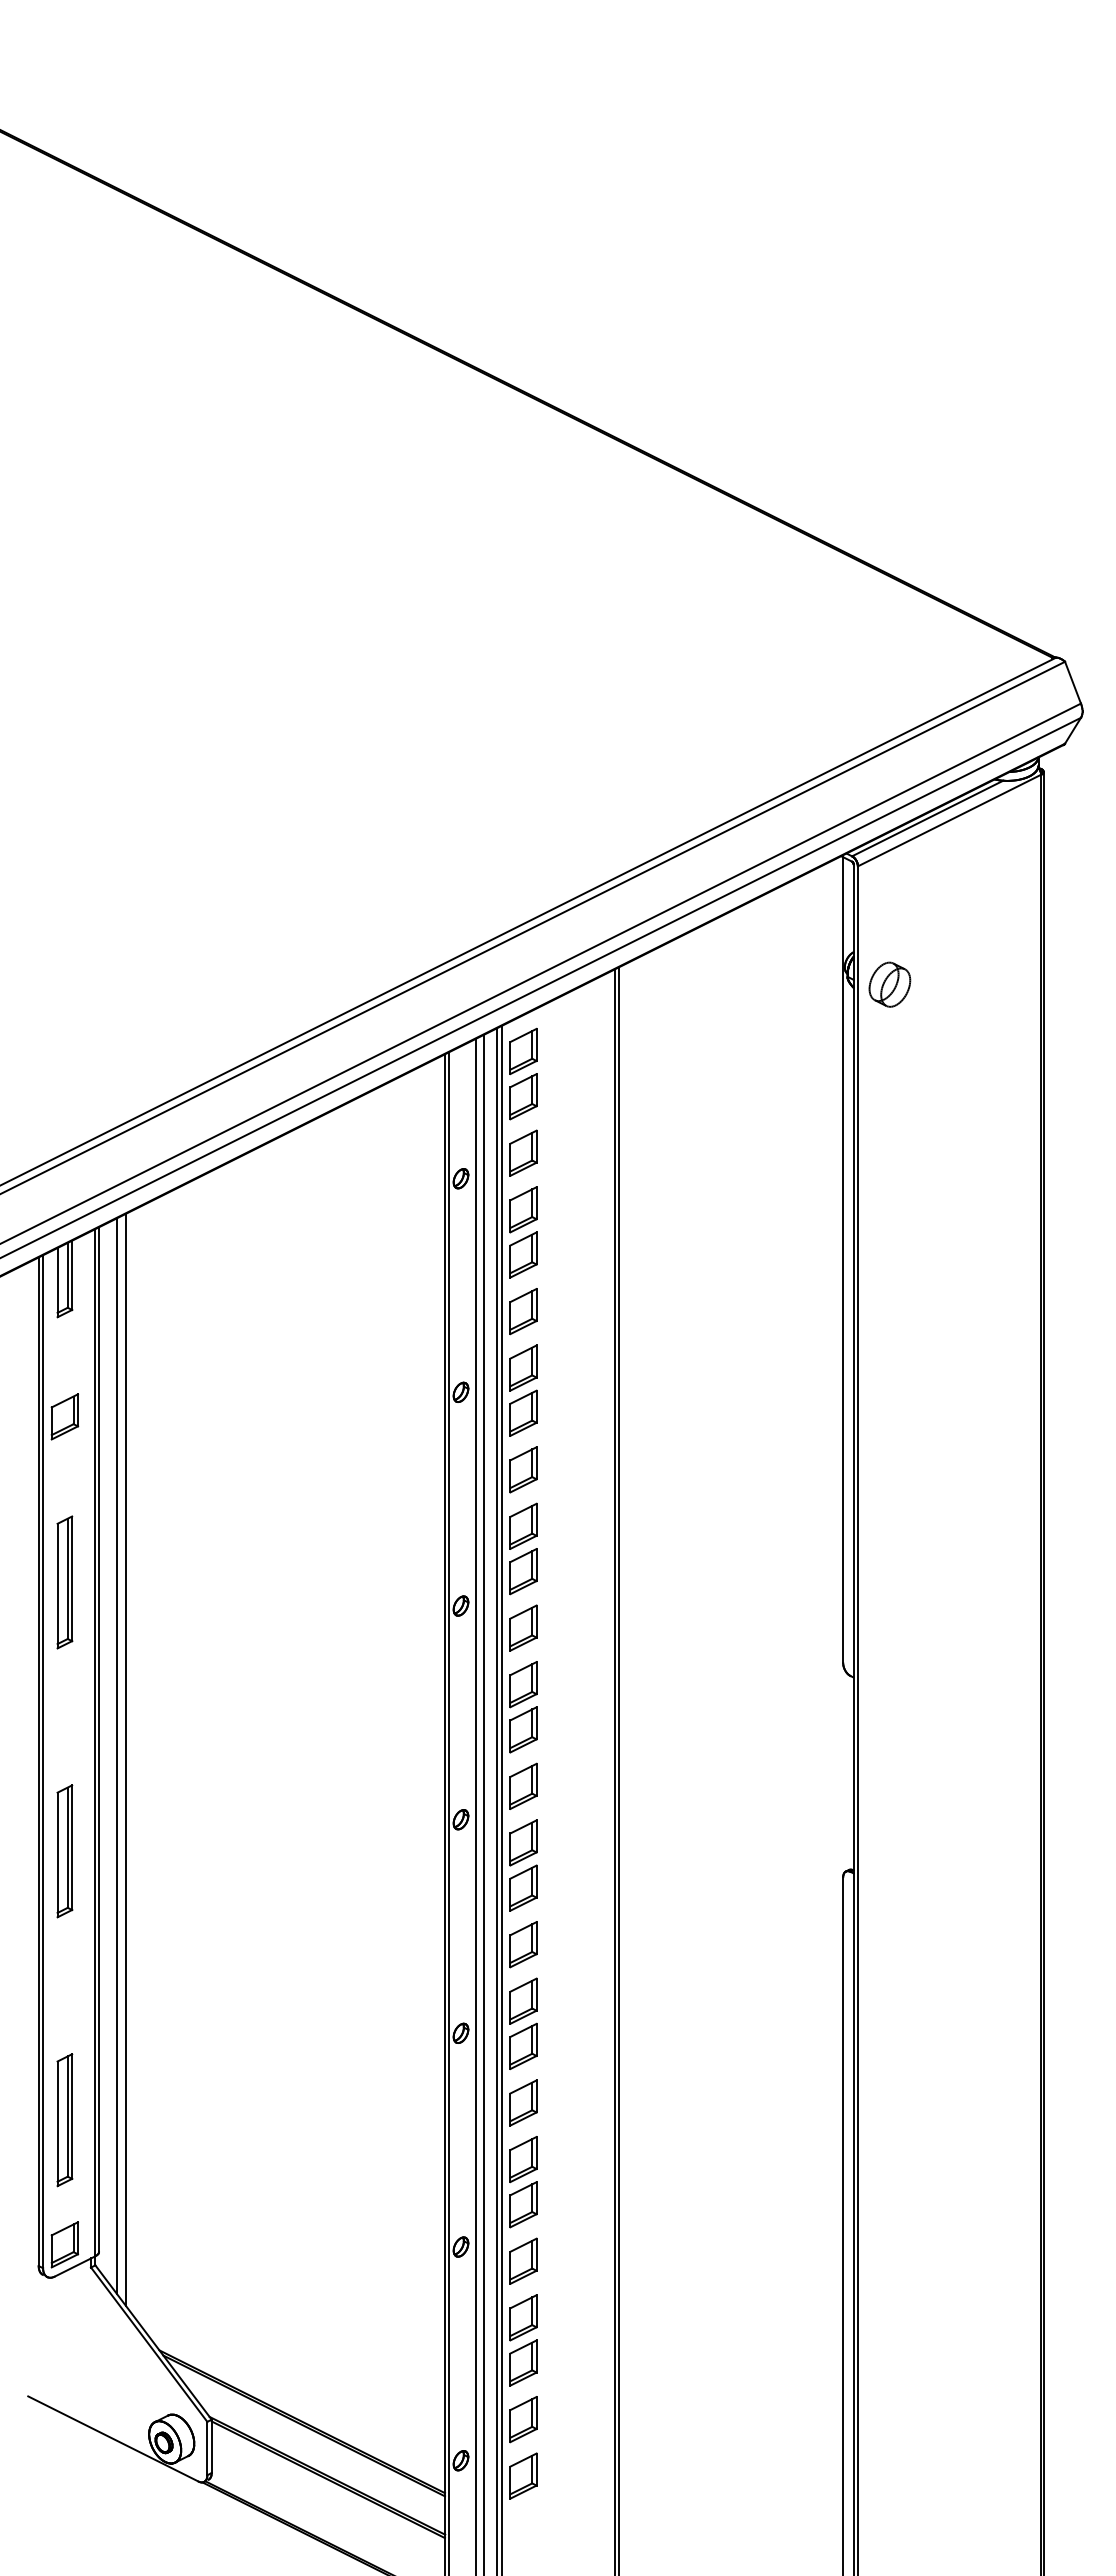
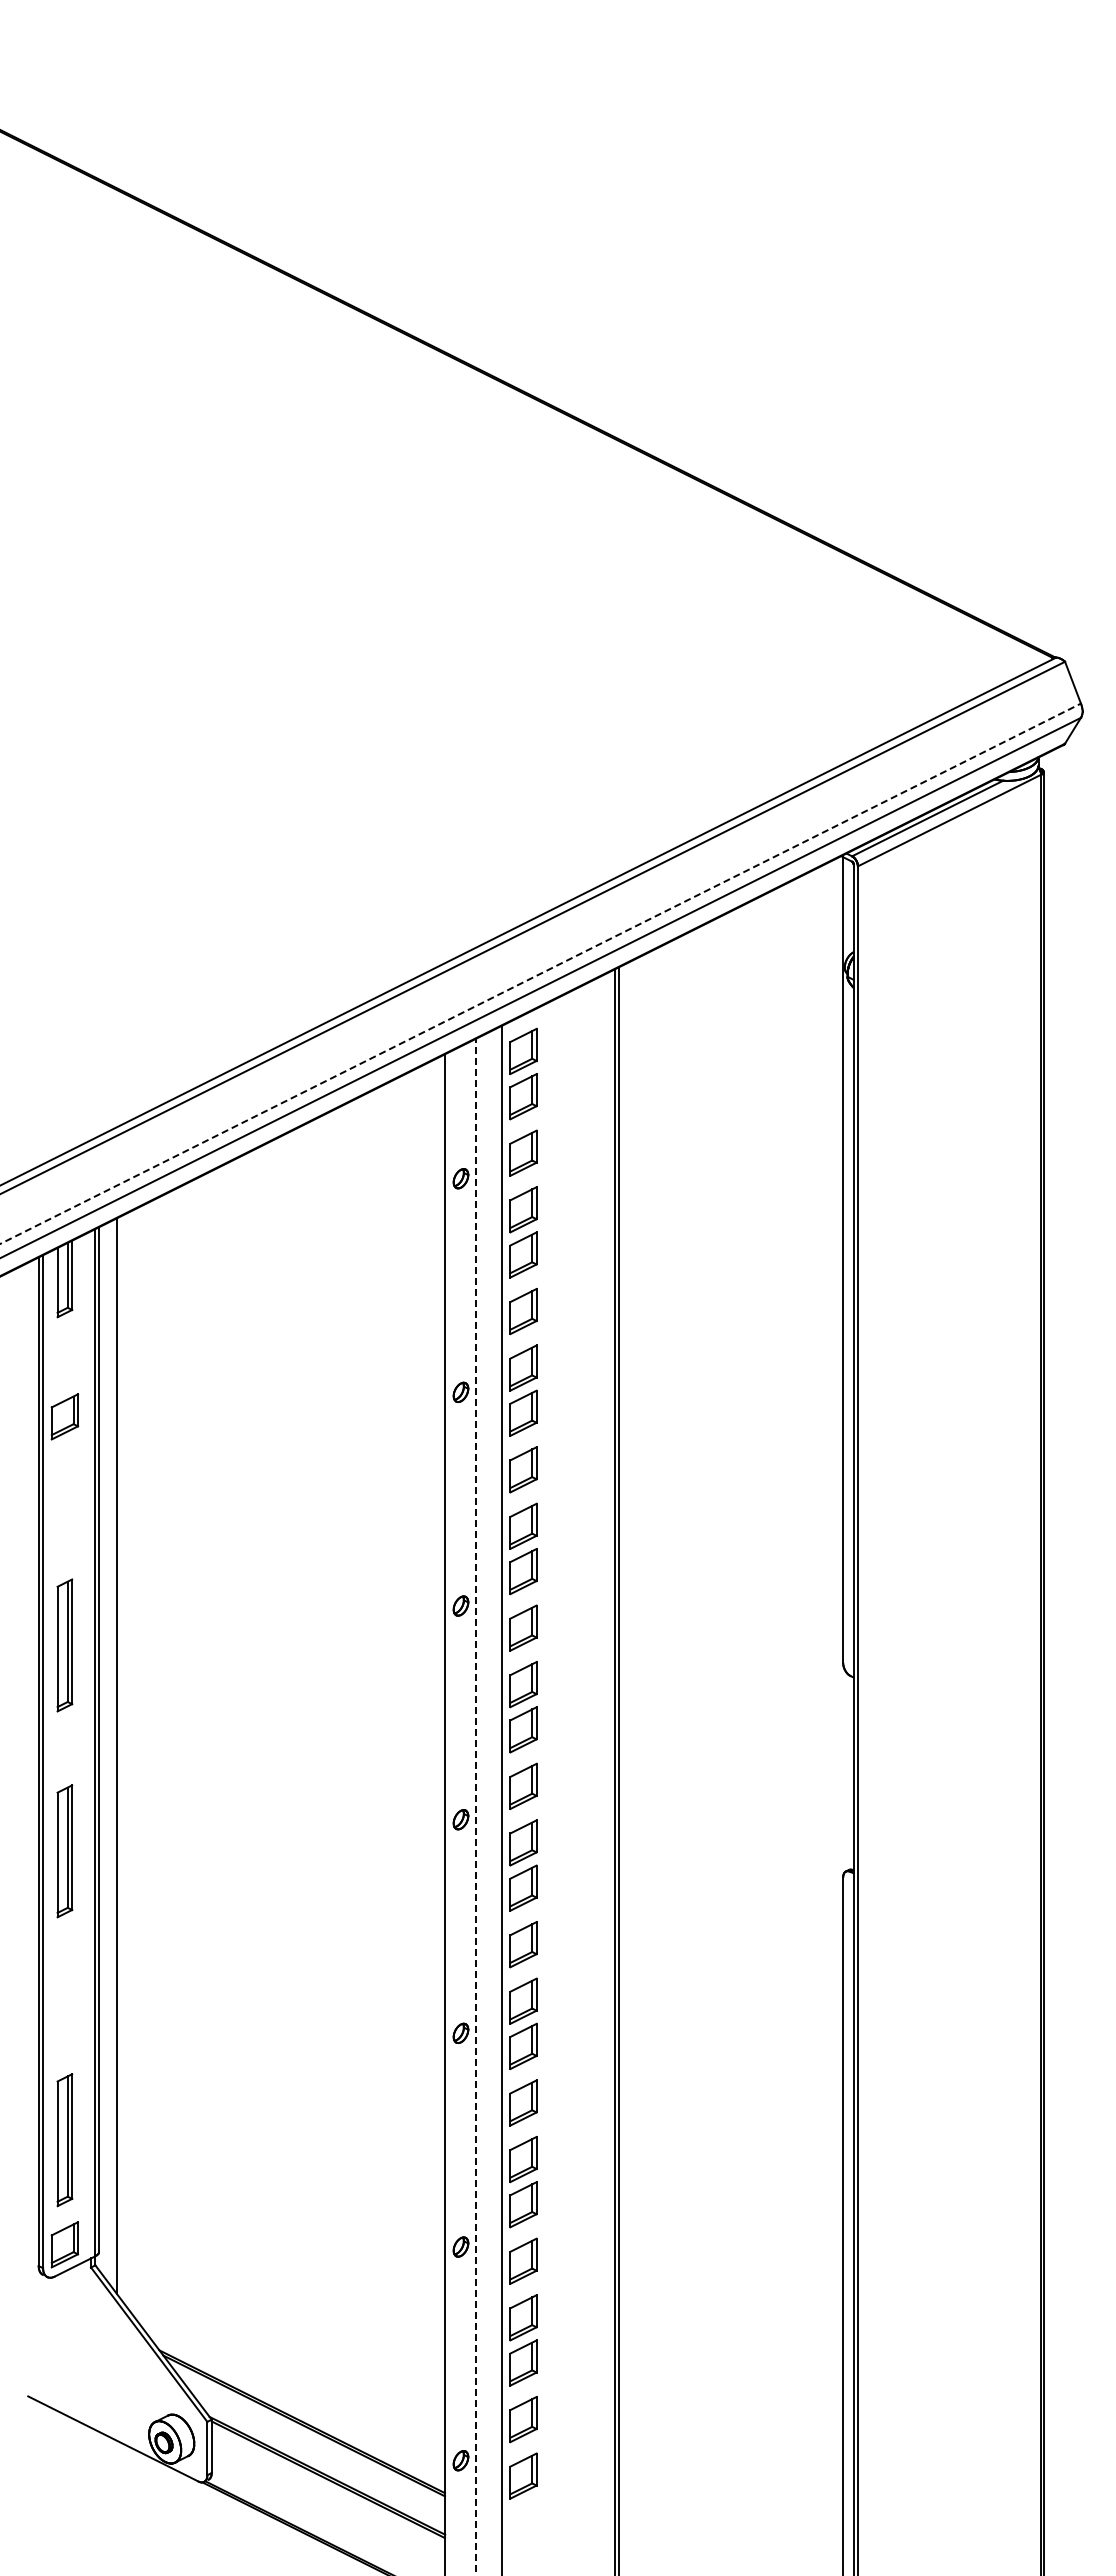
line: solid -> dashed (540, 973)
part: present -> none (889, 984)
part position: (64, 1582) -> (64, 1645) (64, 1645)
line: present -> none (125, 1759)
line: present -> none (497, 1800)
line: present -> none (484, 1803)
line: solid -> dashed (475, 1806)
line: present -> none (449, 1812)
part position: (64, 2120) -> (64, 2140) (64, 2140)
